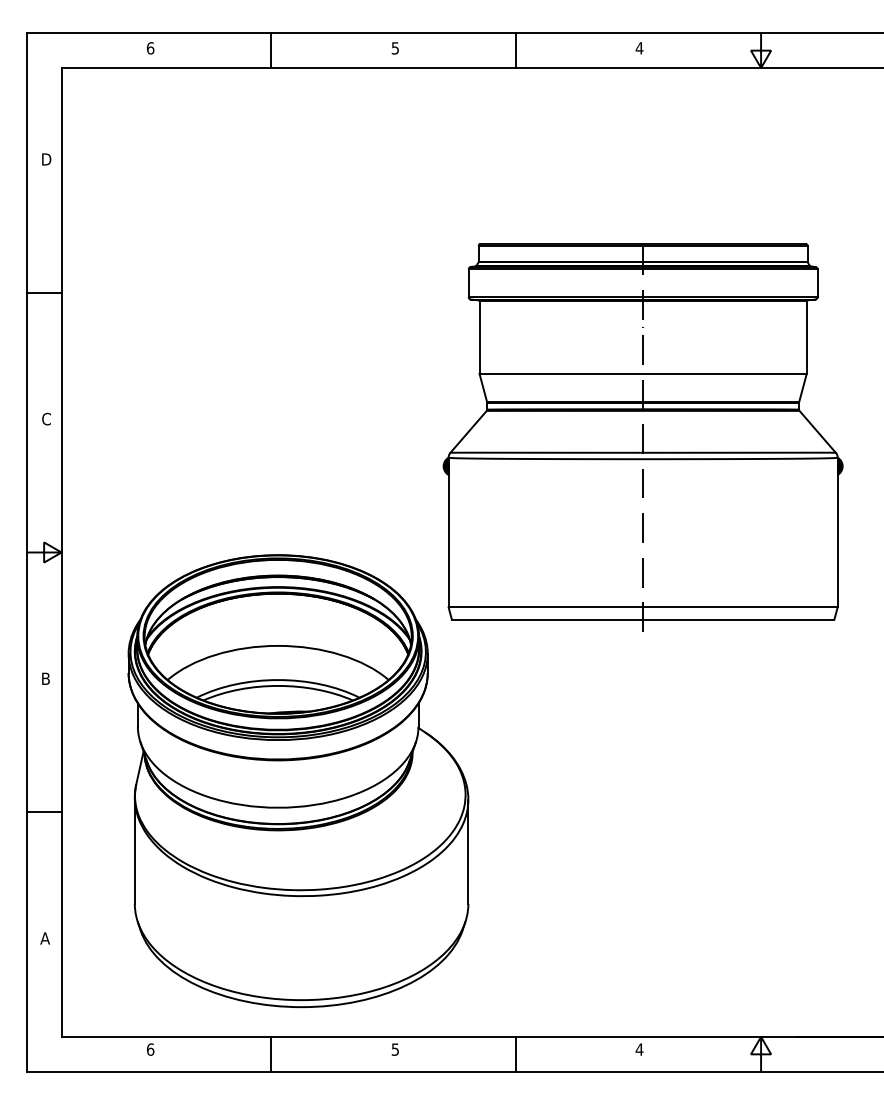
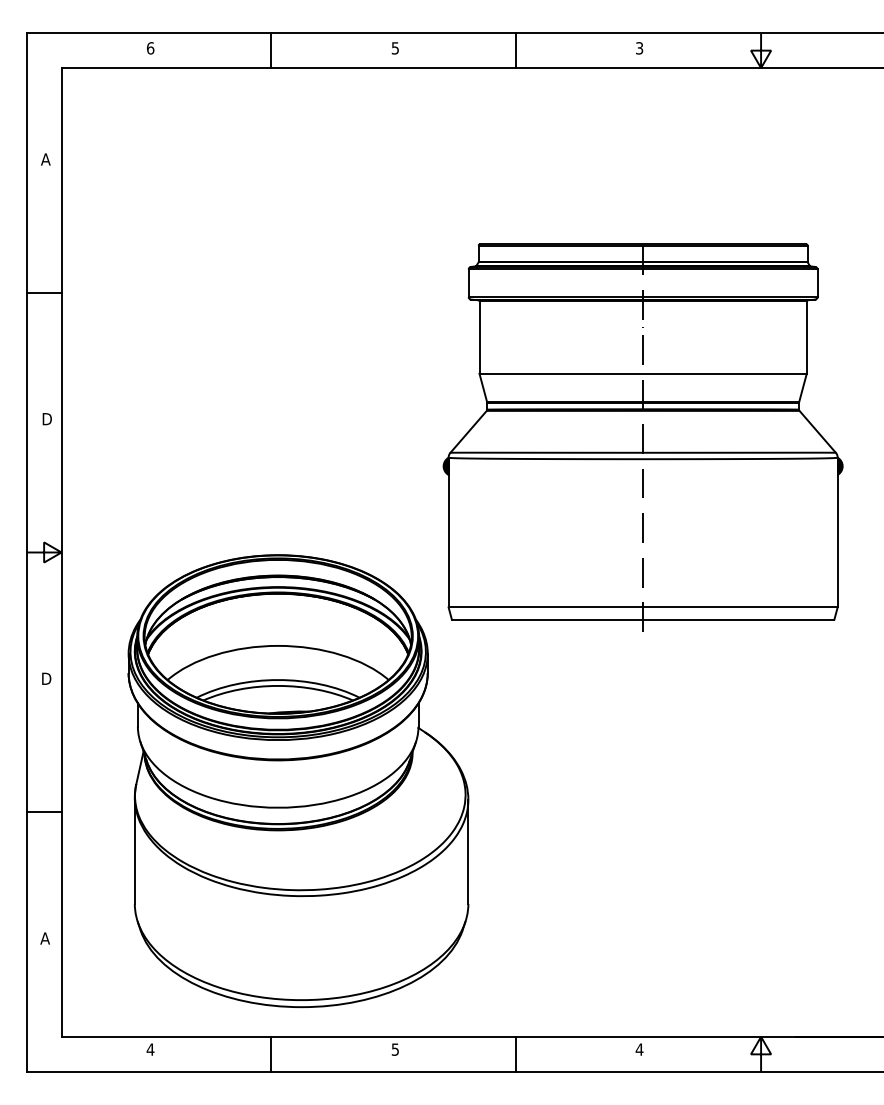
text: 4 -> 3 (639, 48)
text: D -> A (46, 159)
text: C -> D (46, 418)
text: B -> D (47, 678)
text: 6 -> 4 (150, 1049)
